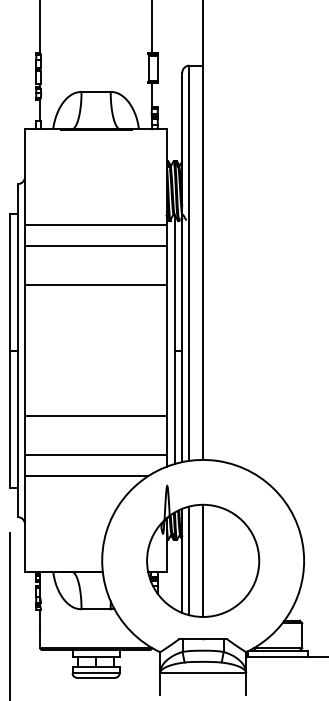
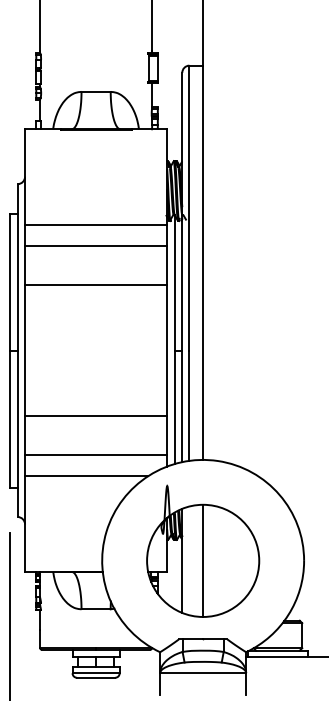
line: present -> none (189, 560)
